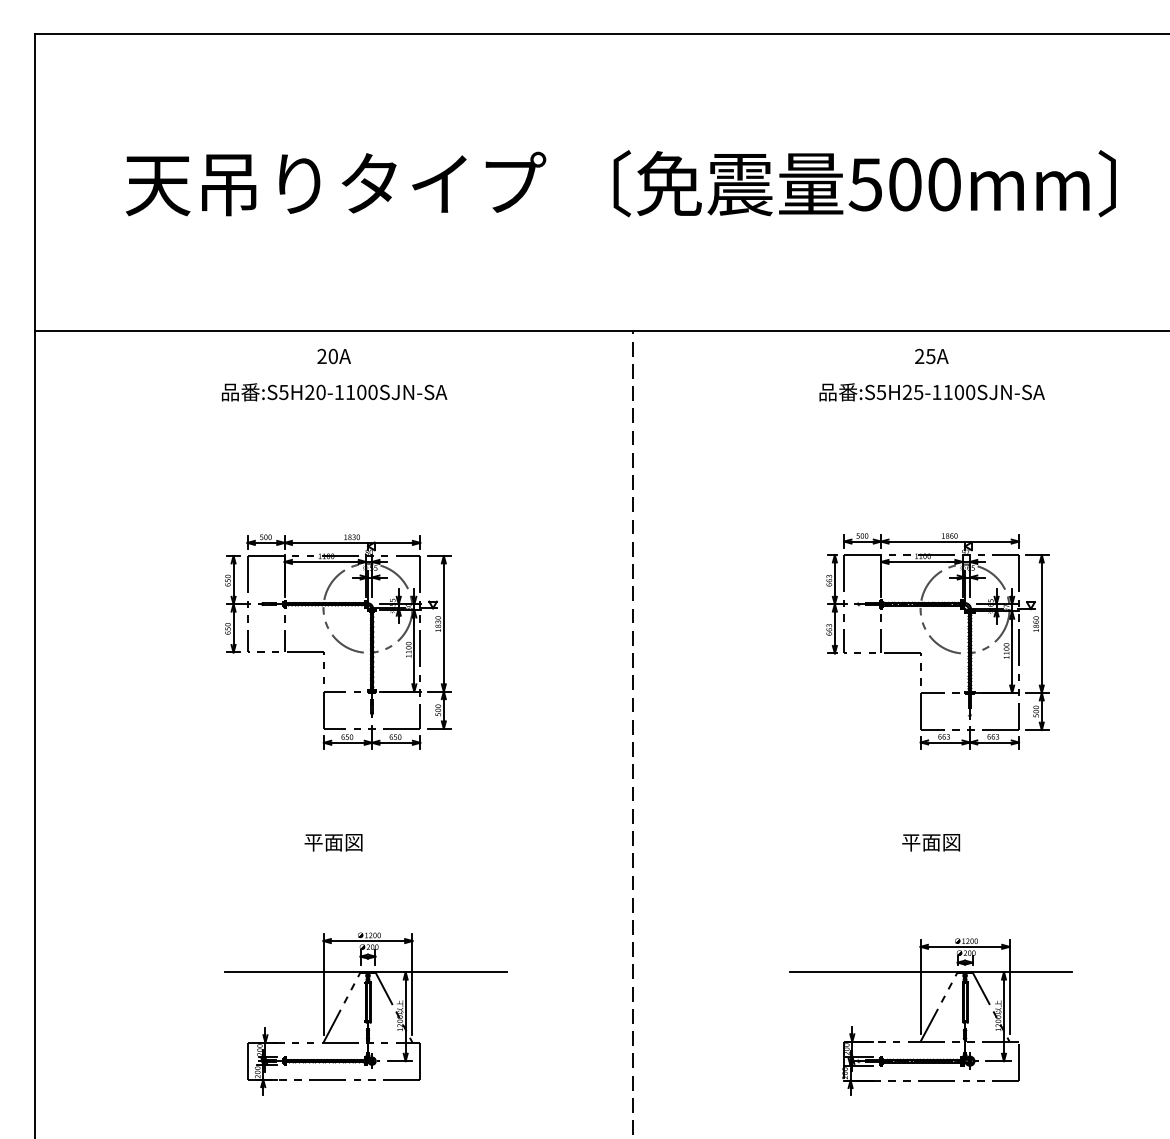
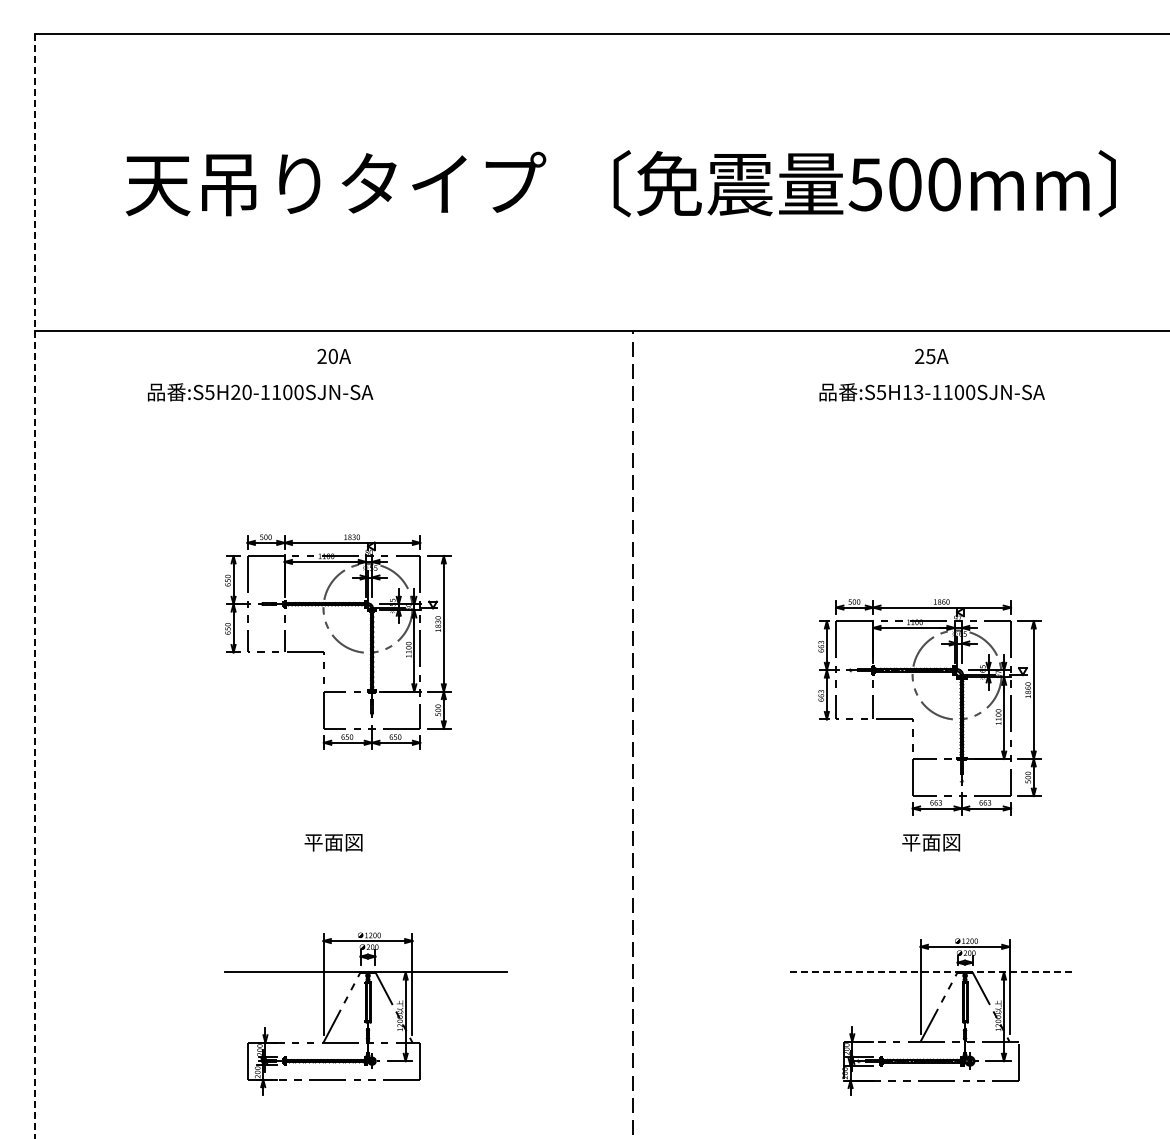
text: :S5H25-1100SJN-SA -> :S5H13-1100SJN-SA (912, 391)
text position: (334, 392) -> (260, 392) (260, 392)
line: solid -> dashed (35, 586)
part position: (937, 641) -> (929, 707) (929, 707)
line: solid -> dashed (931, 972)
